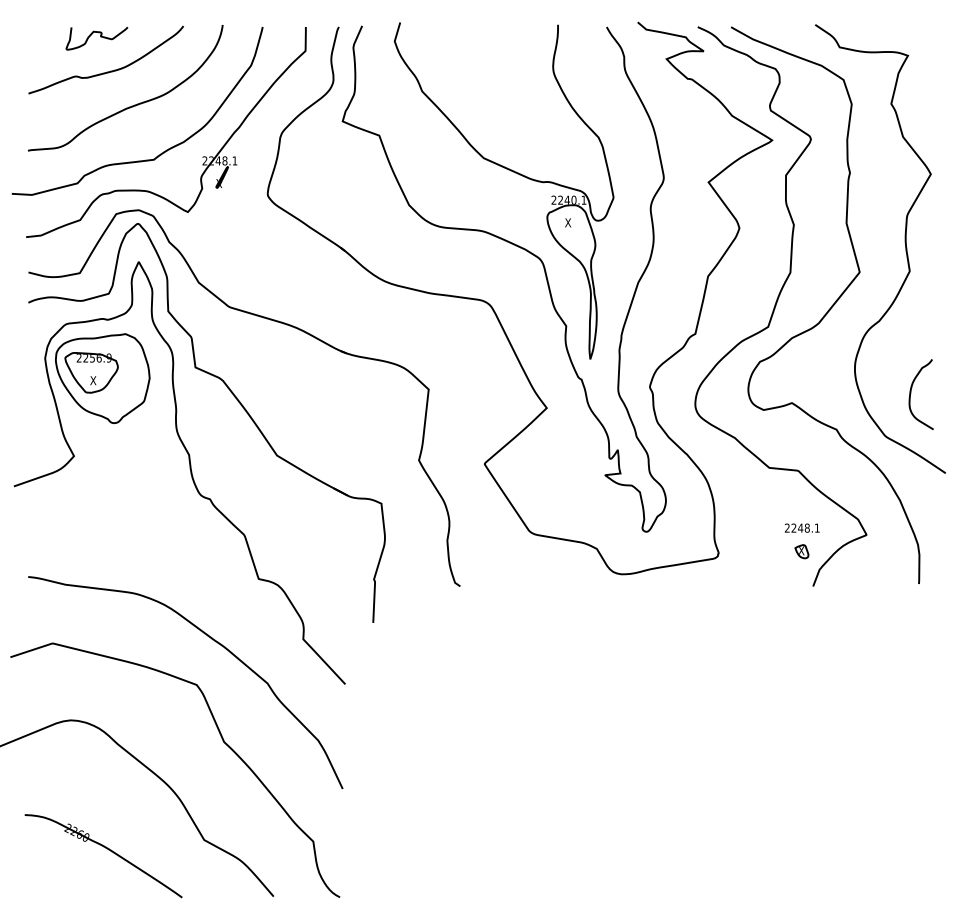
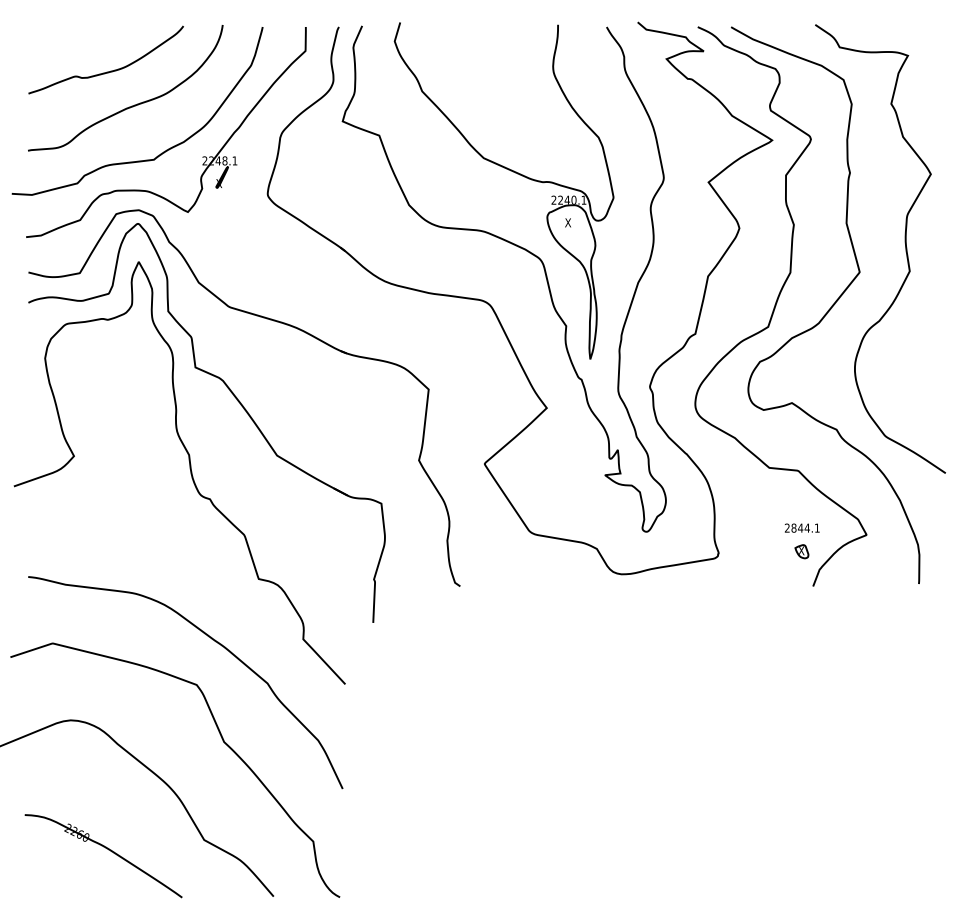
curve: present -> none (100, 37)
part: present -> none (102, 378)
curve: present -> none (911, 393)
text: 2248.1 -> 2844.1 (800, 527)
